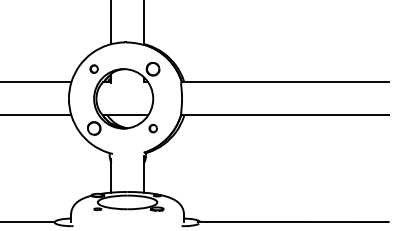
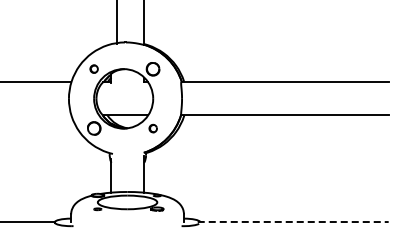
line position: (111, 23) -> (117, 23) (117, 23)
line: present -> none (36, 115)
line: solid -> dashed (293, 221)
